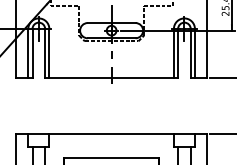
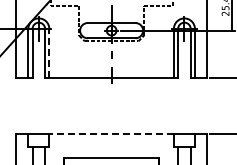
line: solid -> dashed (49, 52)
line: solid -> dashed (111, 134)
